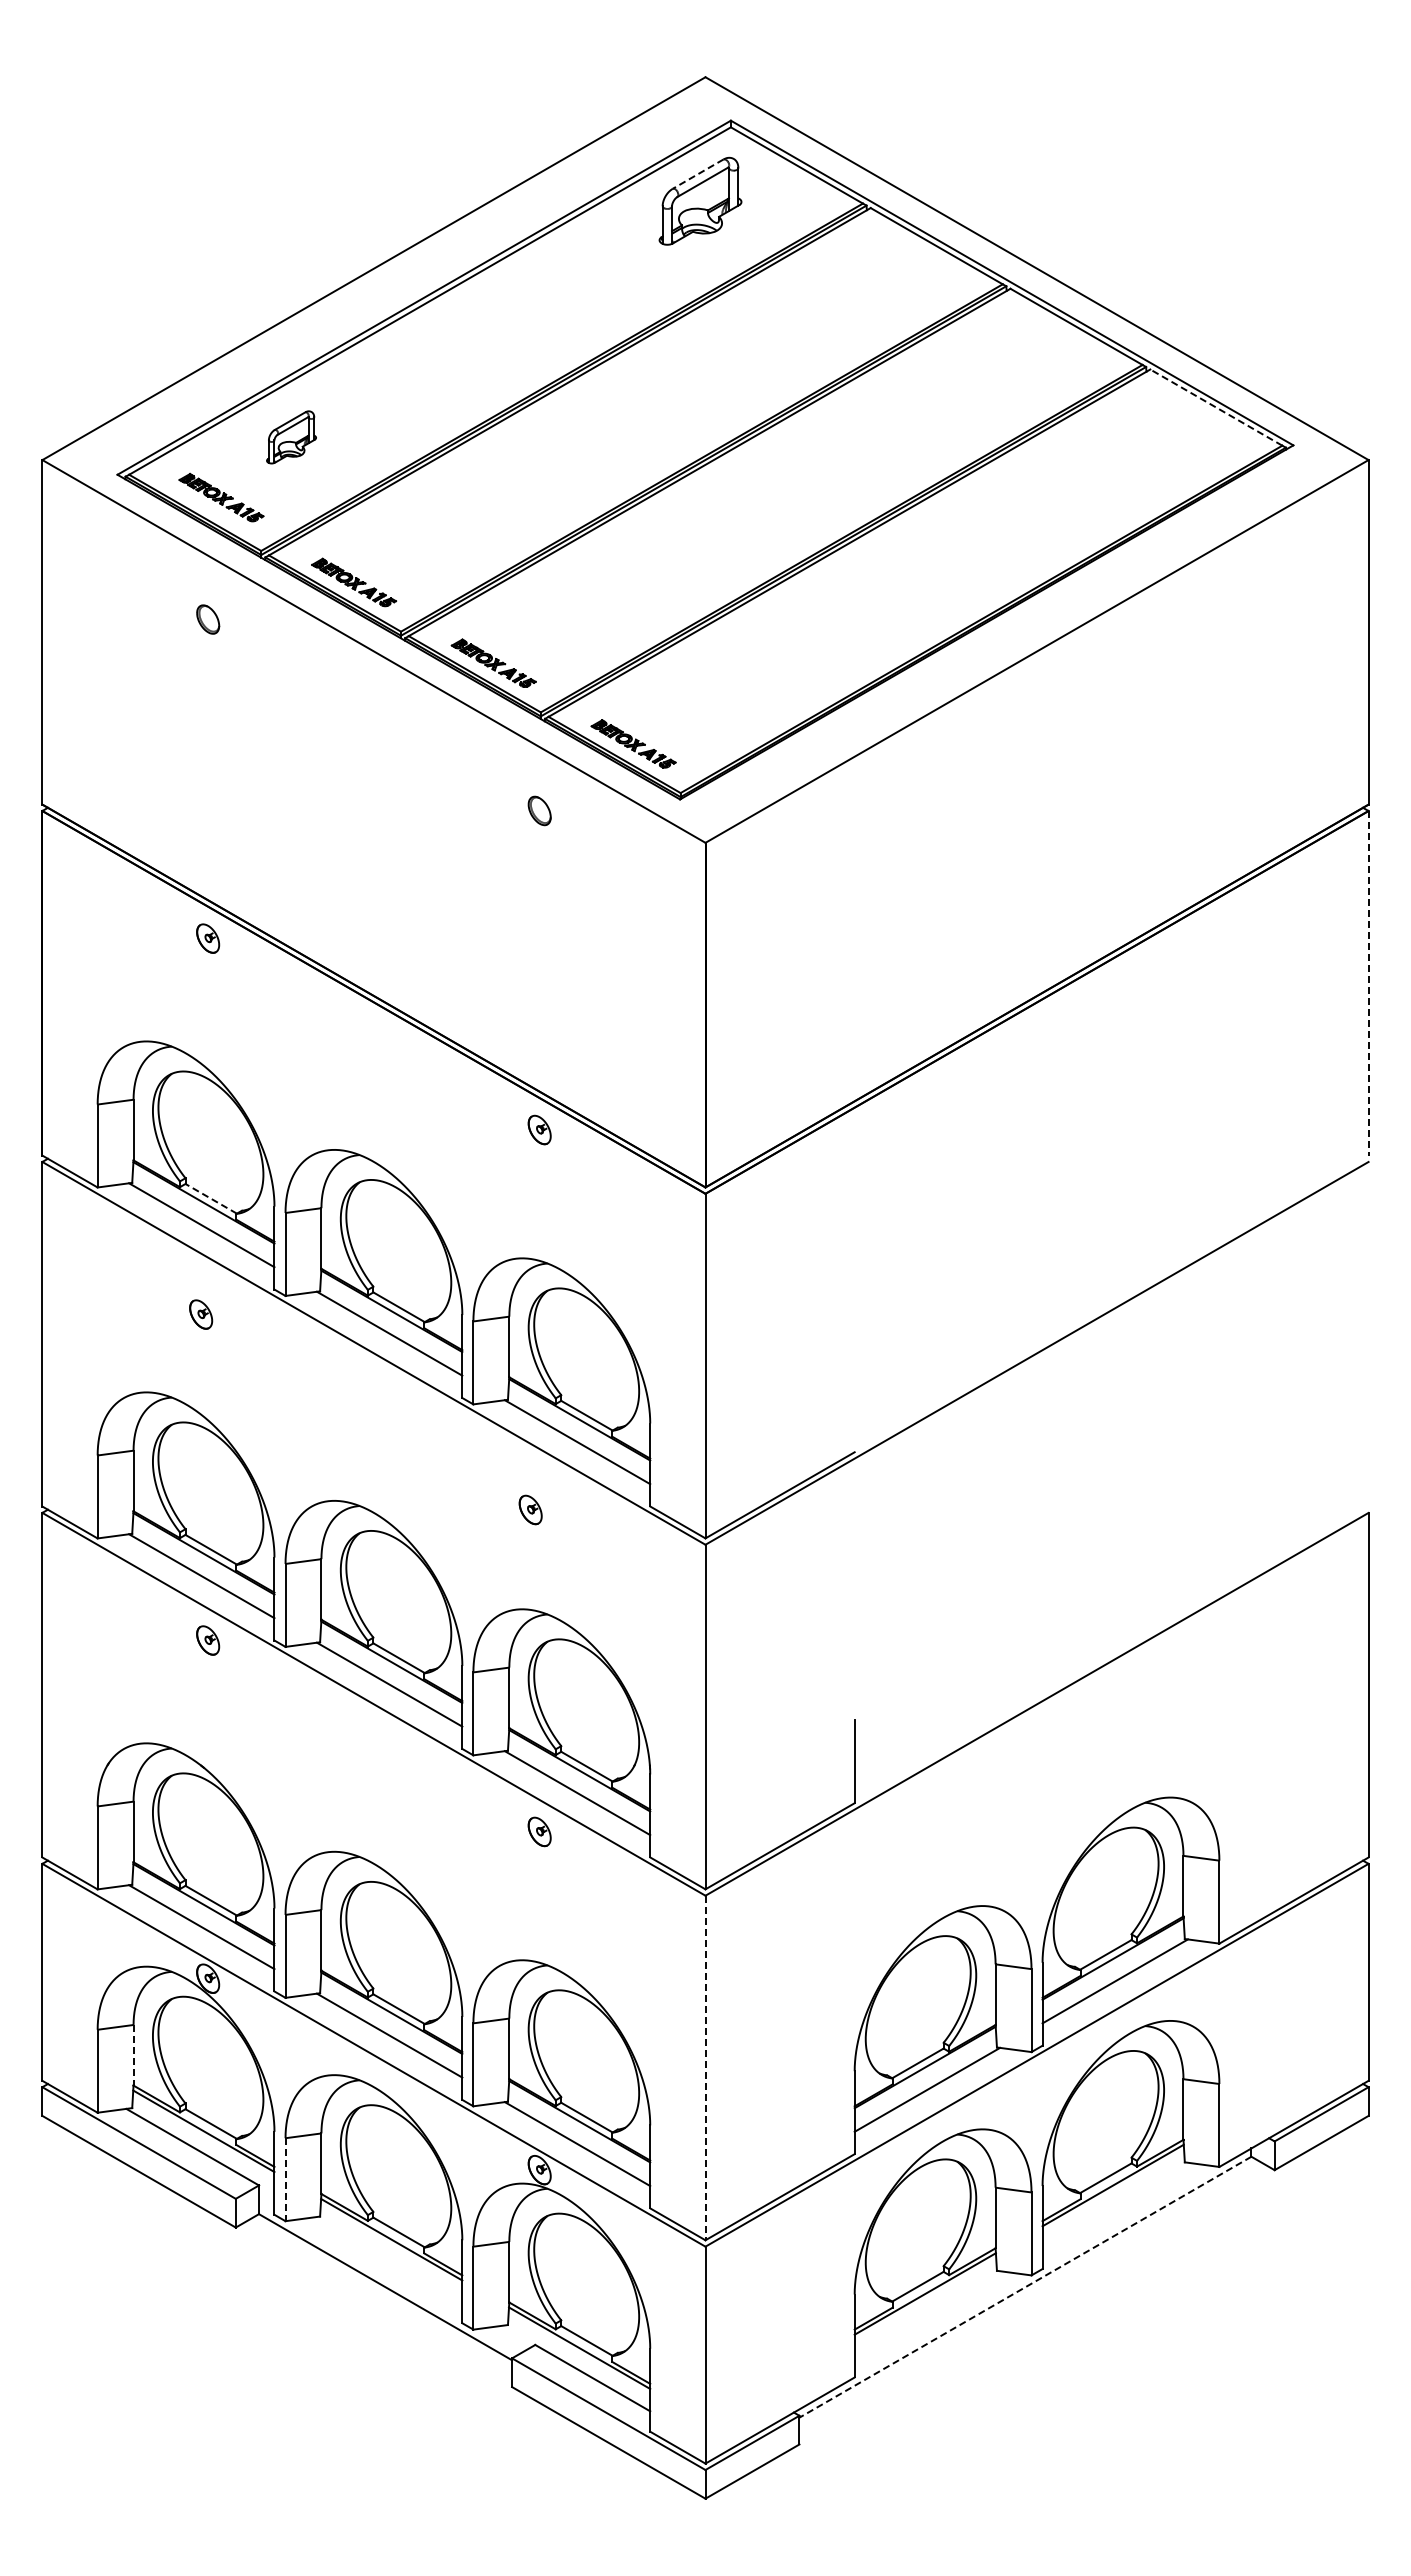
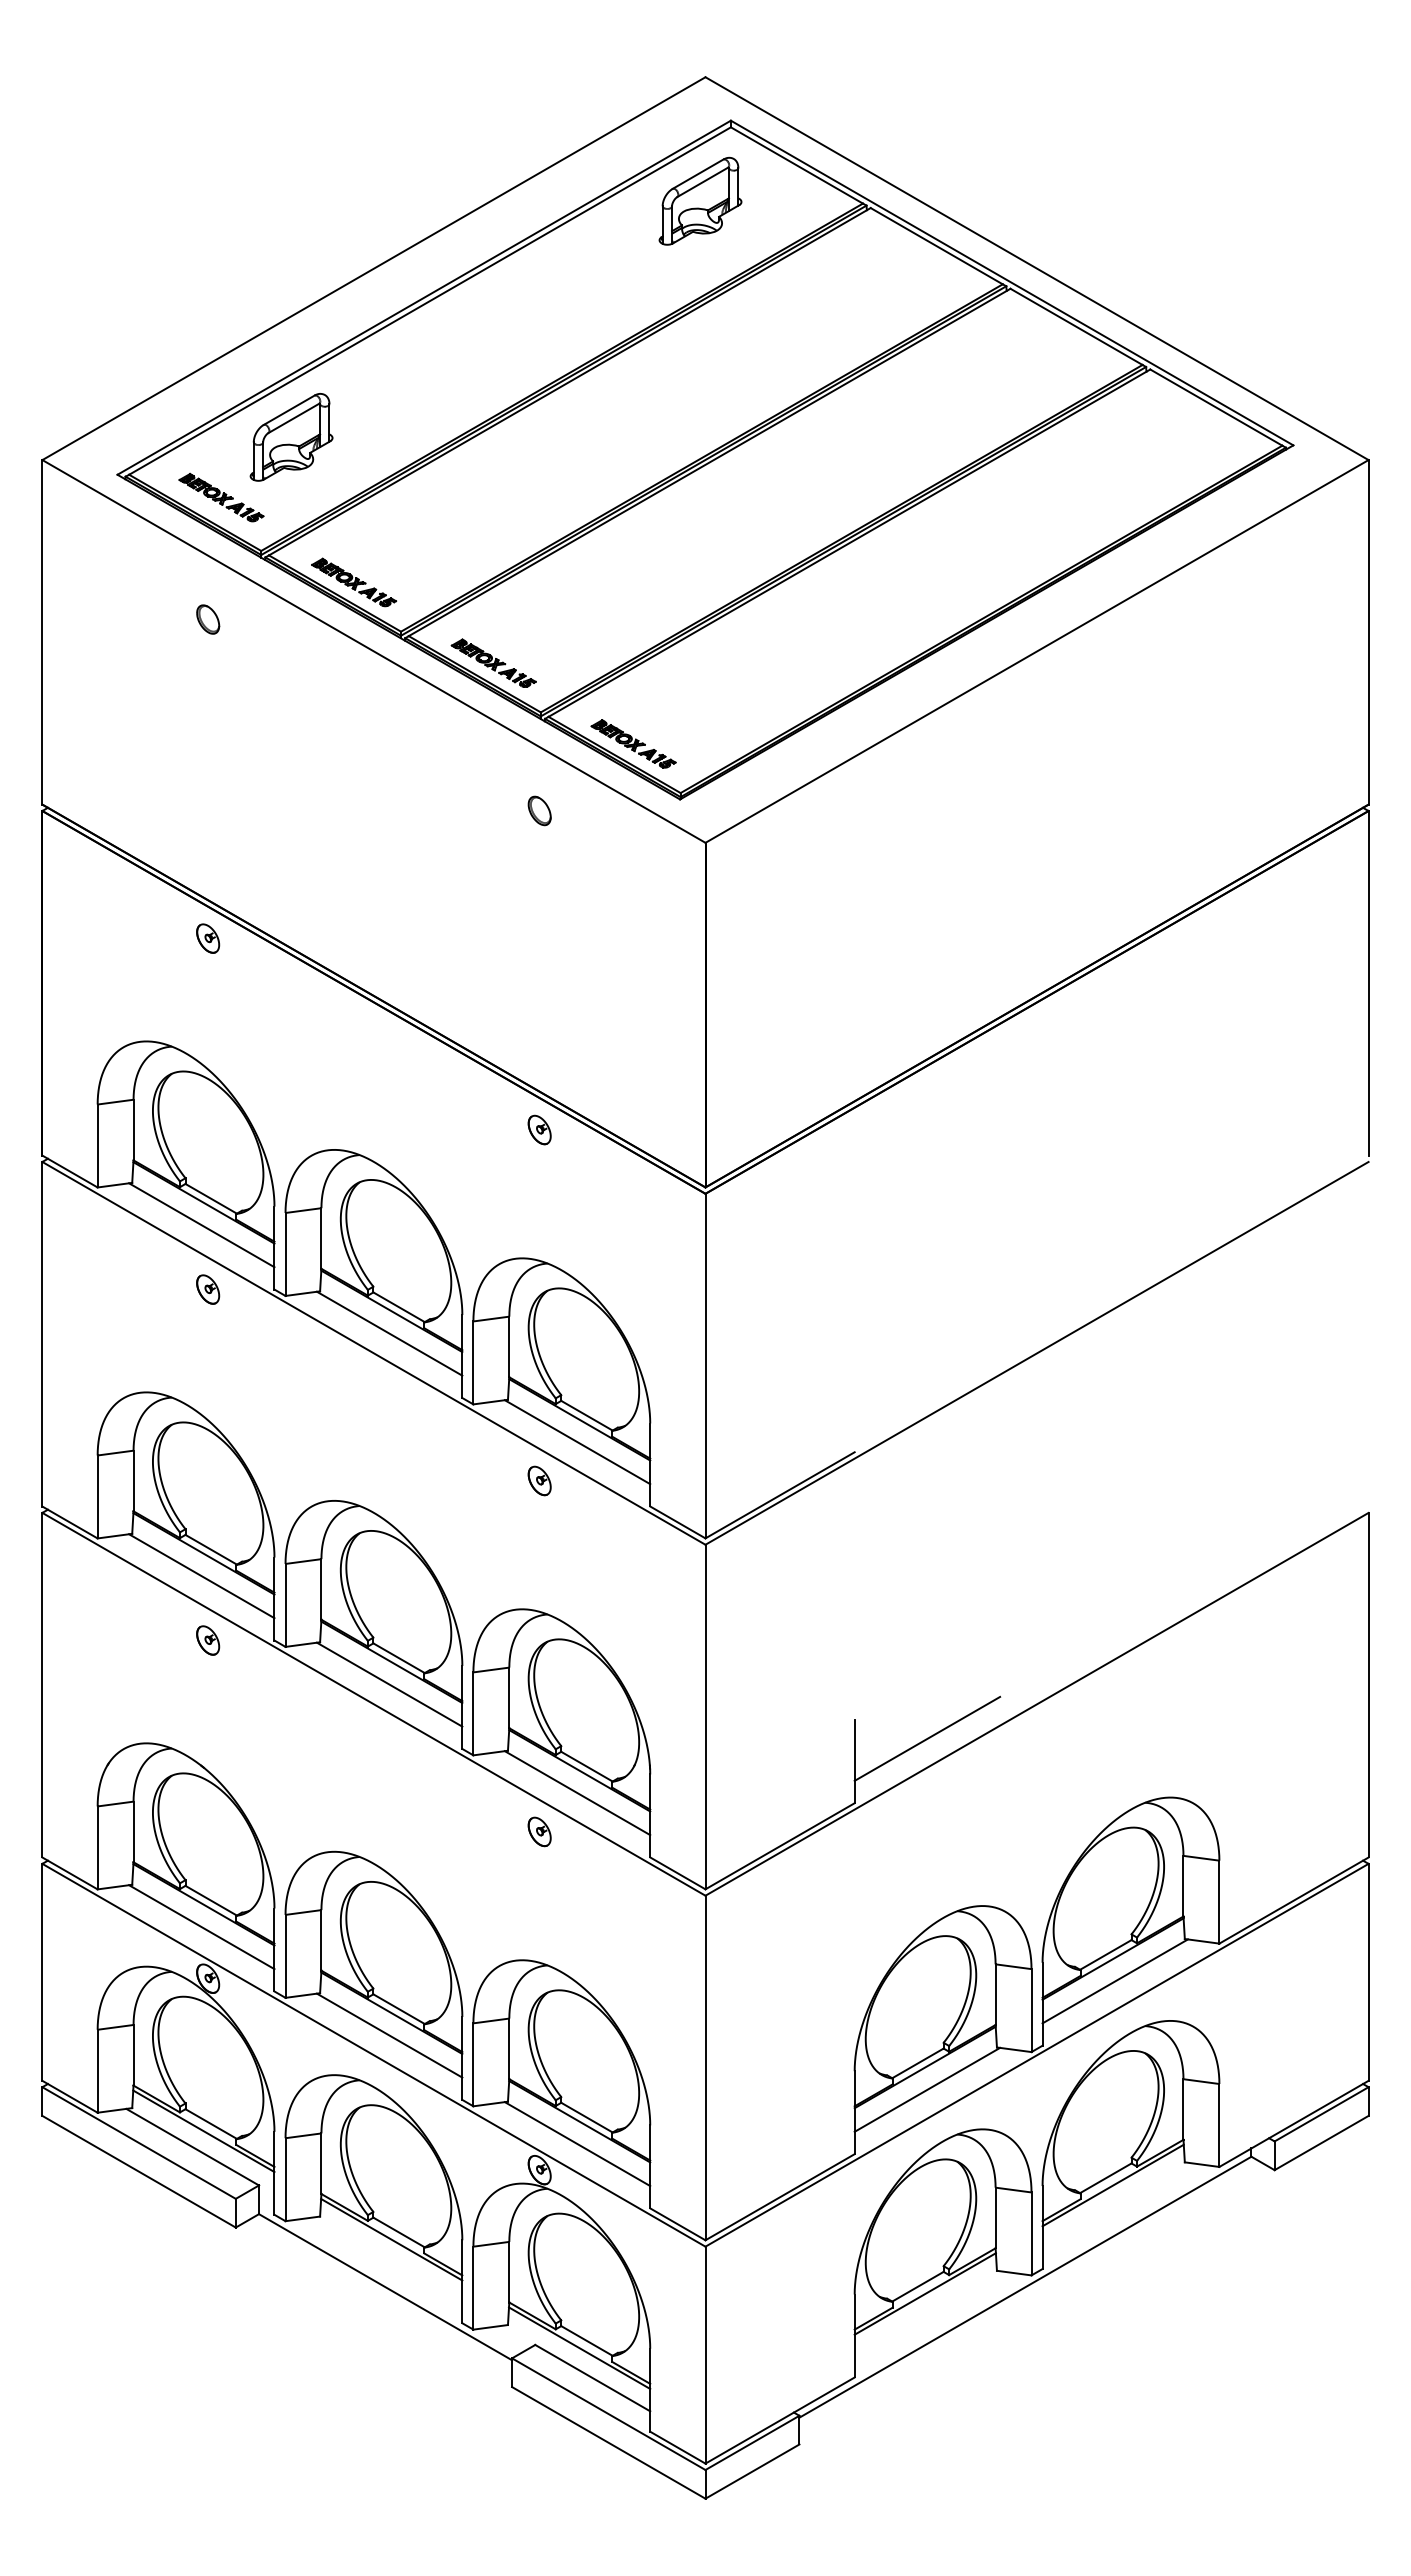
line: dashed -> solid (697, 174)
line: dashed -> solid (1215, 407)
part size: 51x55 px -> 85x89 px (291, 437)
line: dashed -> solid (1368, 983)
line: dashed -> solid (211, 1198)
part position: (201, 1314) -> (208, 1289) (208, 1289)
part position: (530, 1509) -> (539, 1480) (539, 1480)
line: none -> present (927, 1738)
line: dashed -> solid (133, 2055)
line: dashed -> solid (705, 2068)
line: dashed -> solid (285, 2180)
line: dashed -> solid (1025, 2287)
